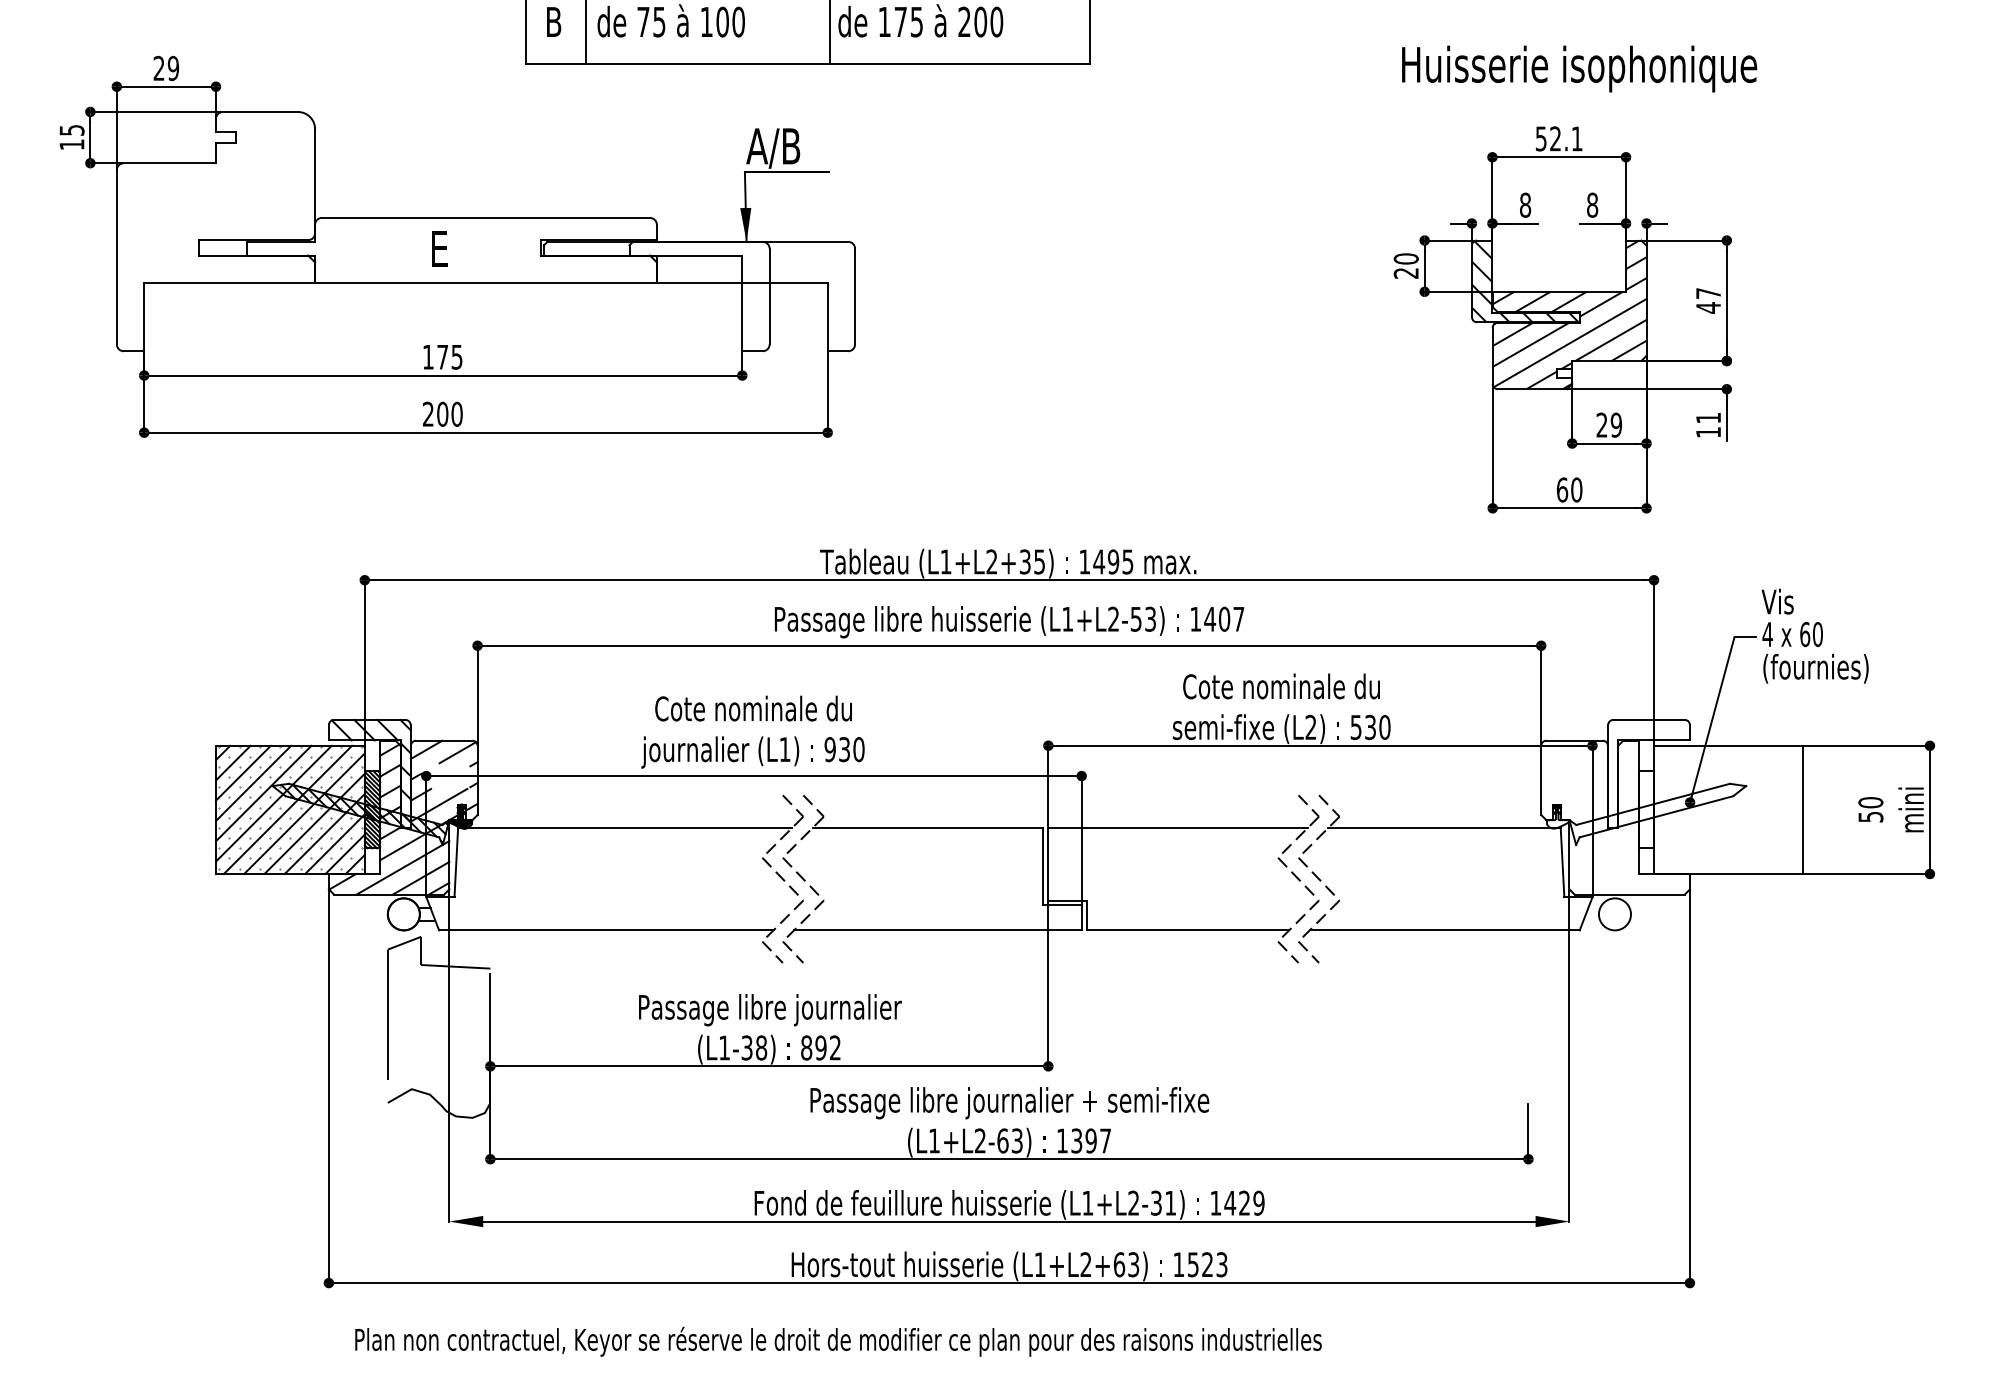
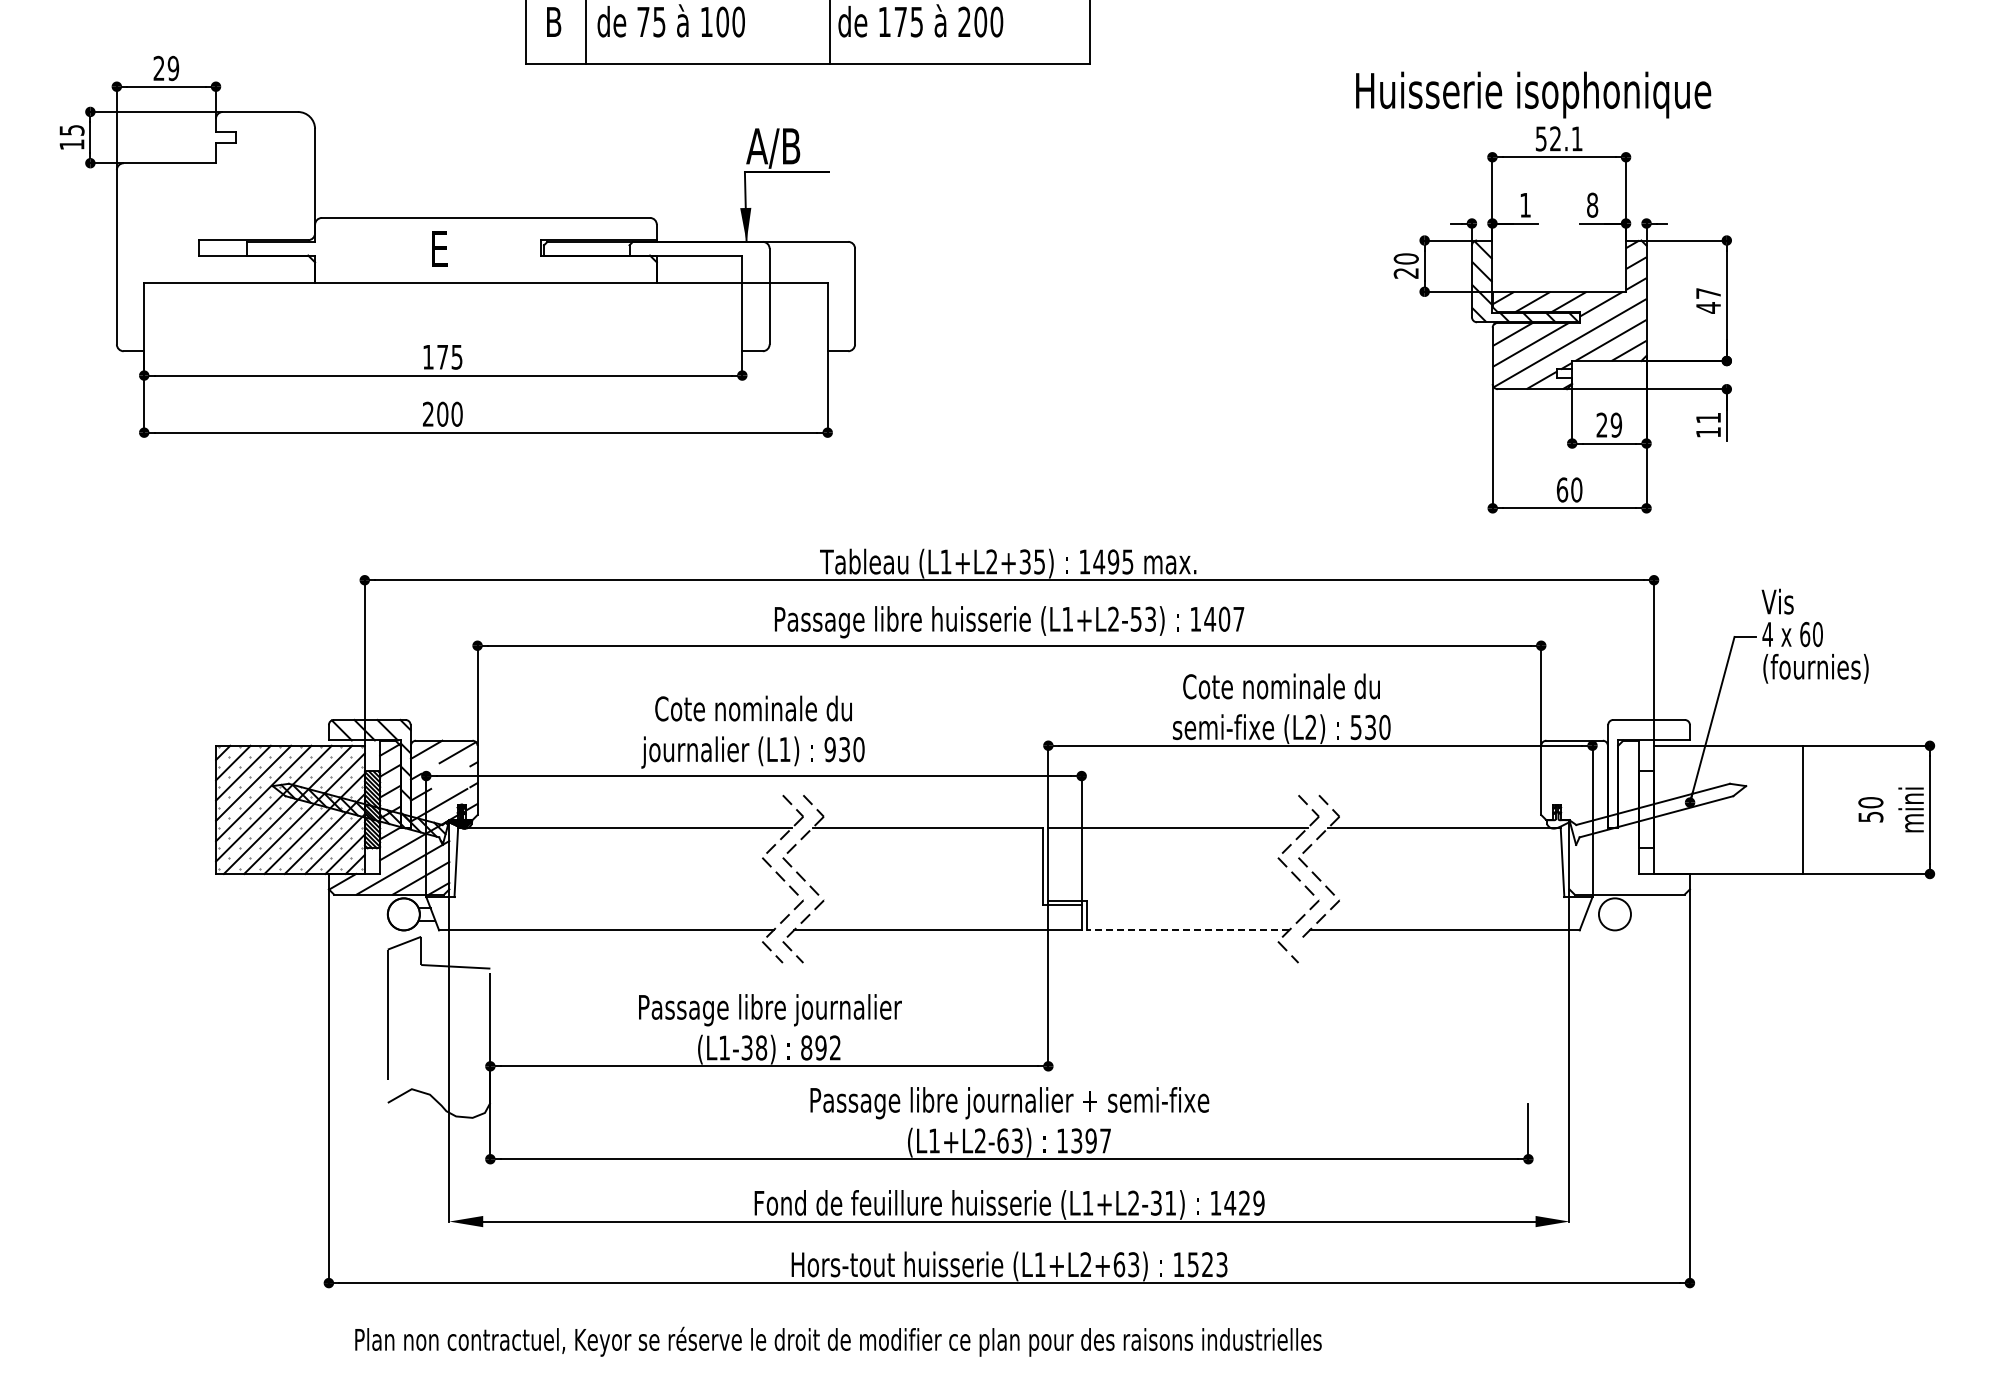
text position: (1579, 68) -> (1533, 94) (1533, 94)
text: 8 -> 1 (1525, 204)
line: solid -> dashed (1187, 930)
line: present -> none (1308, 951)
